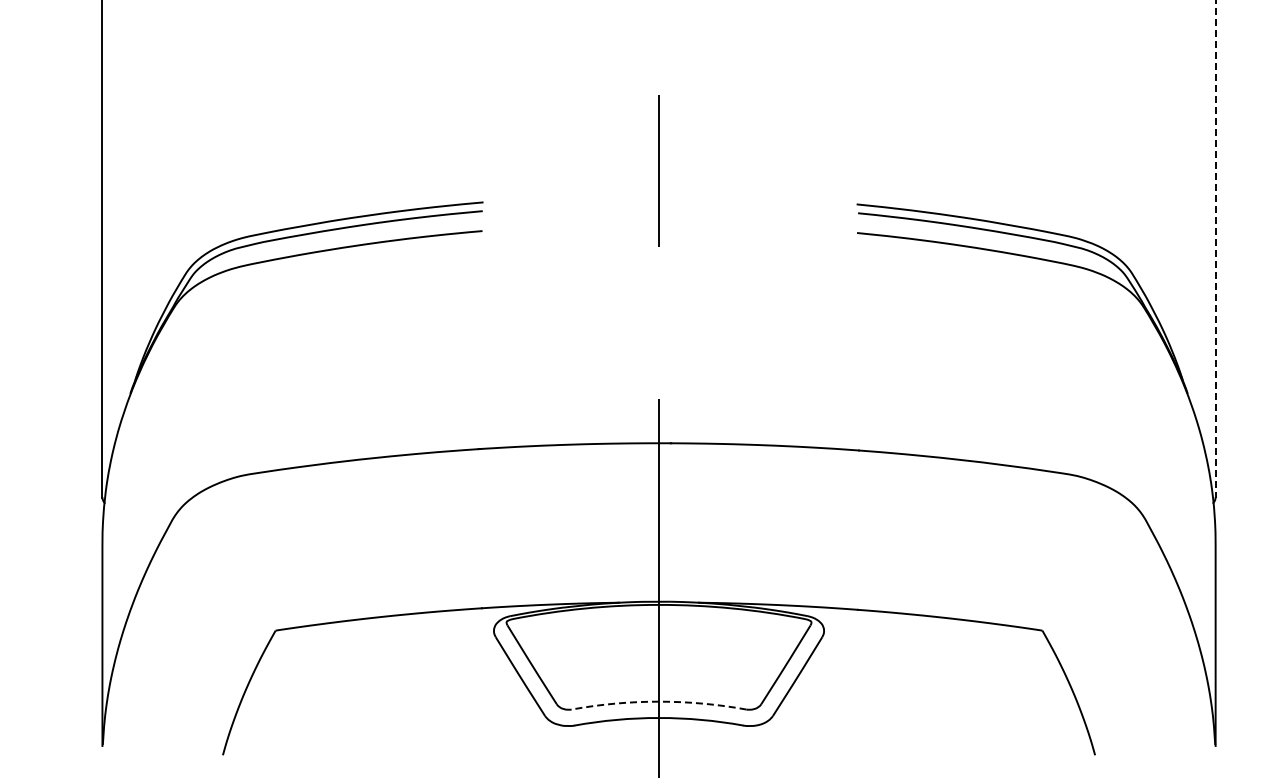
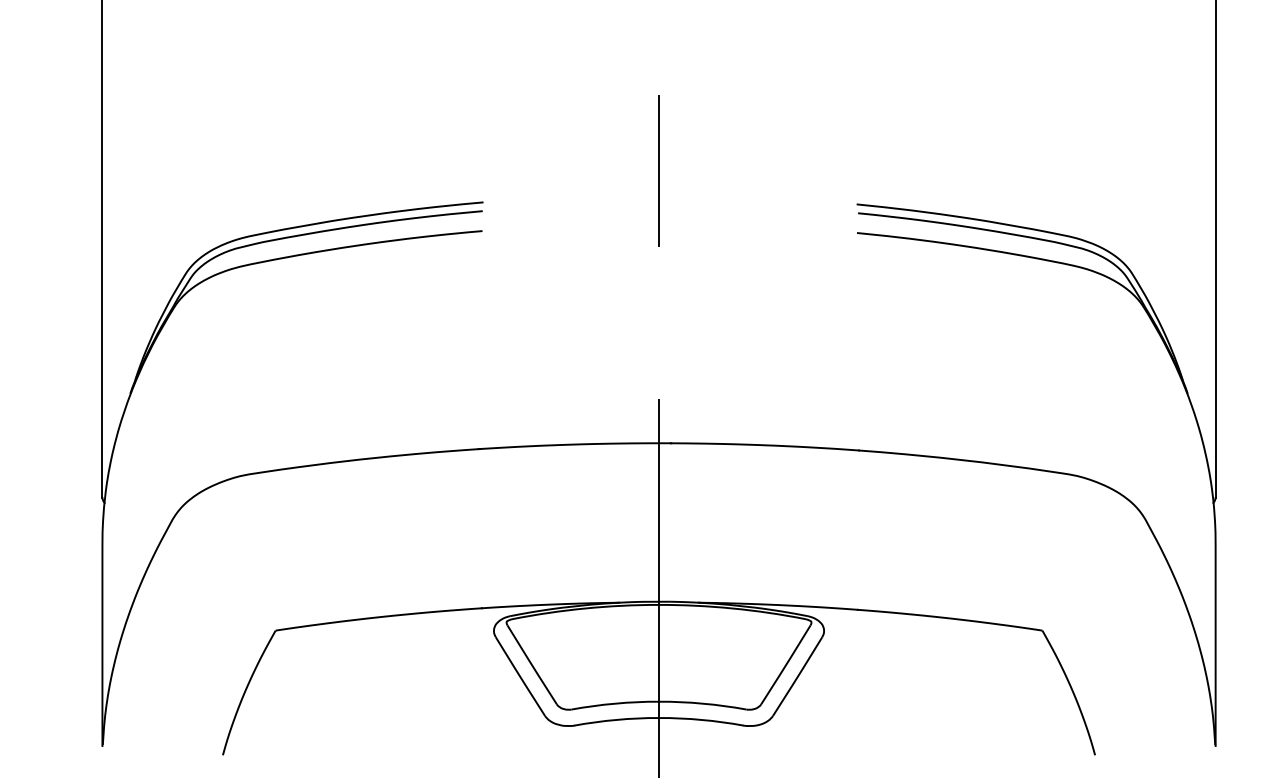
line: dashed -> solid (1215, 249)
arc: dashed -> solid (659, 701)
